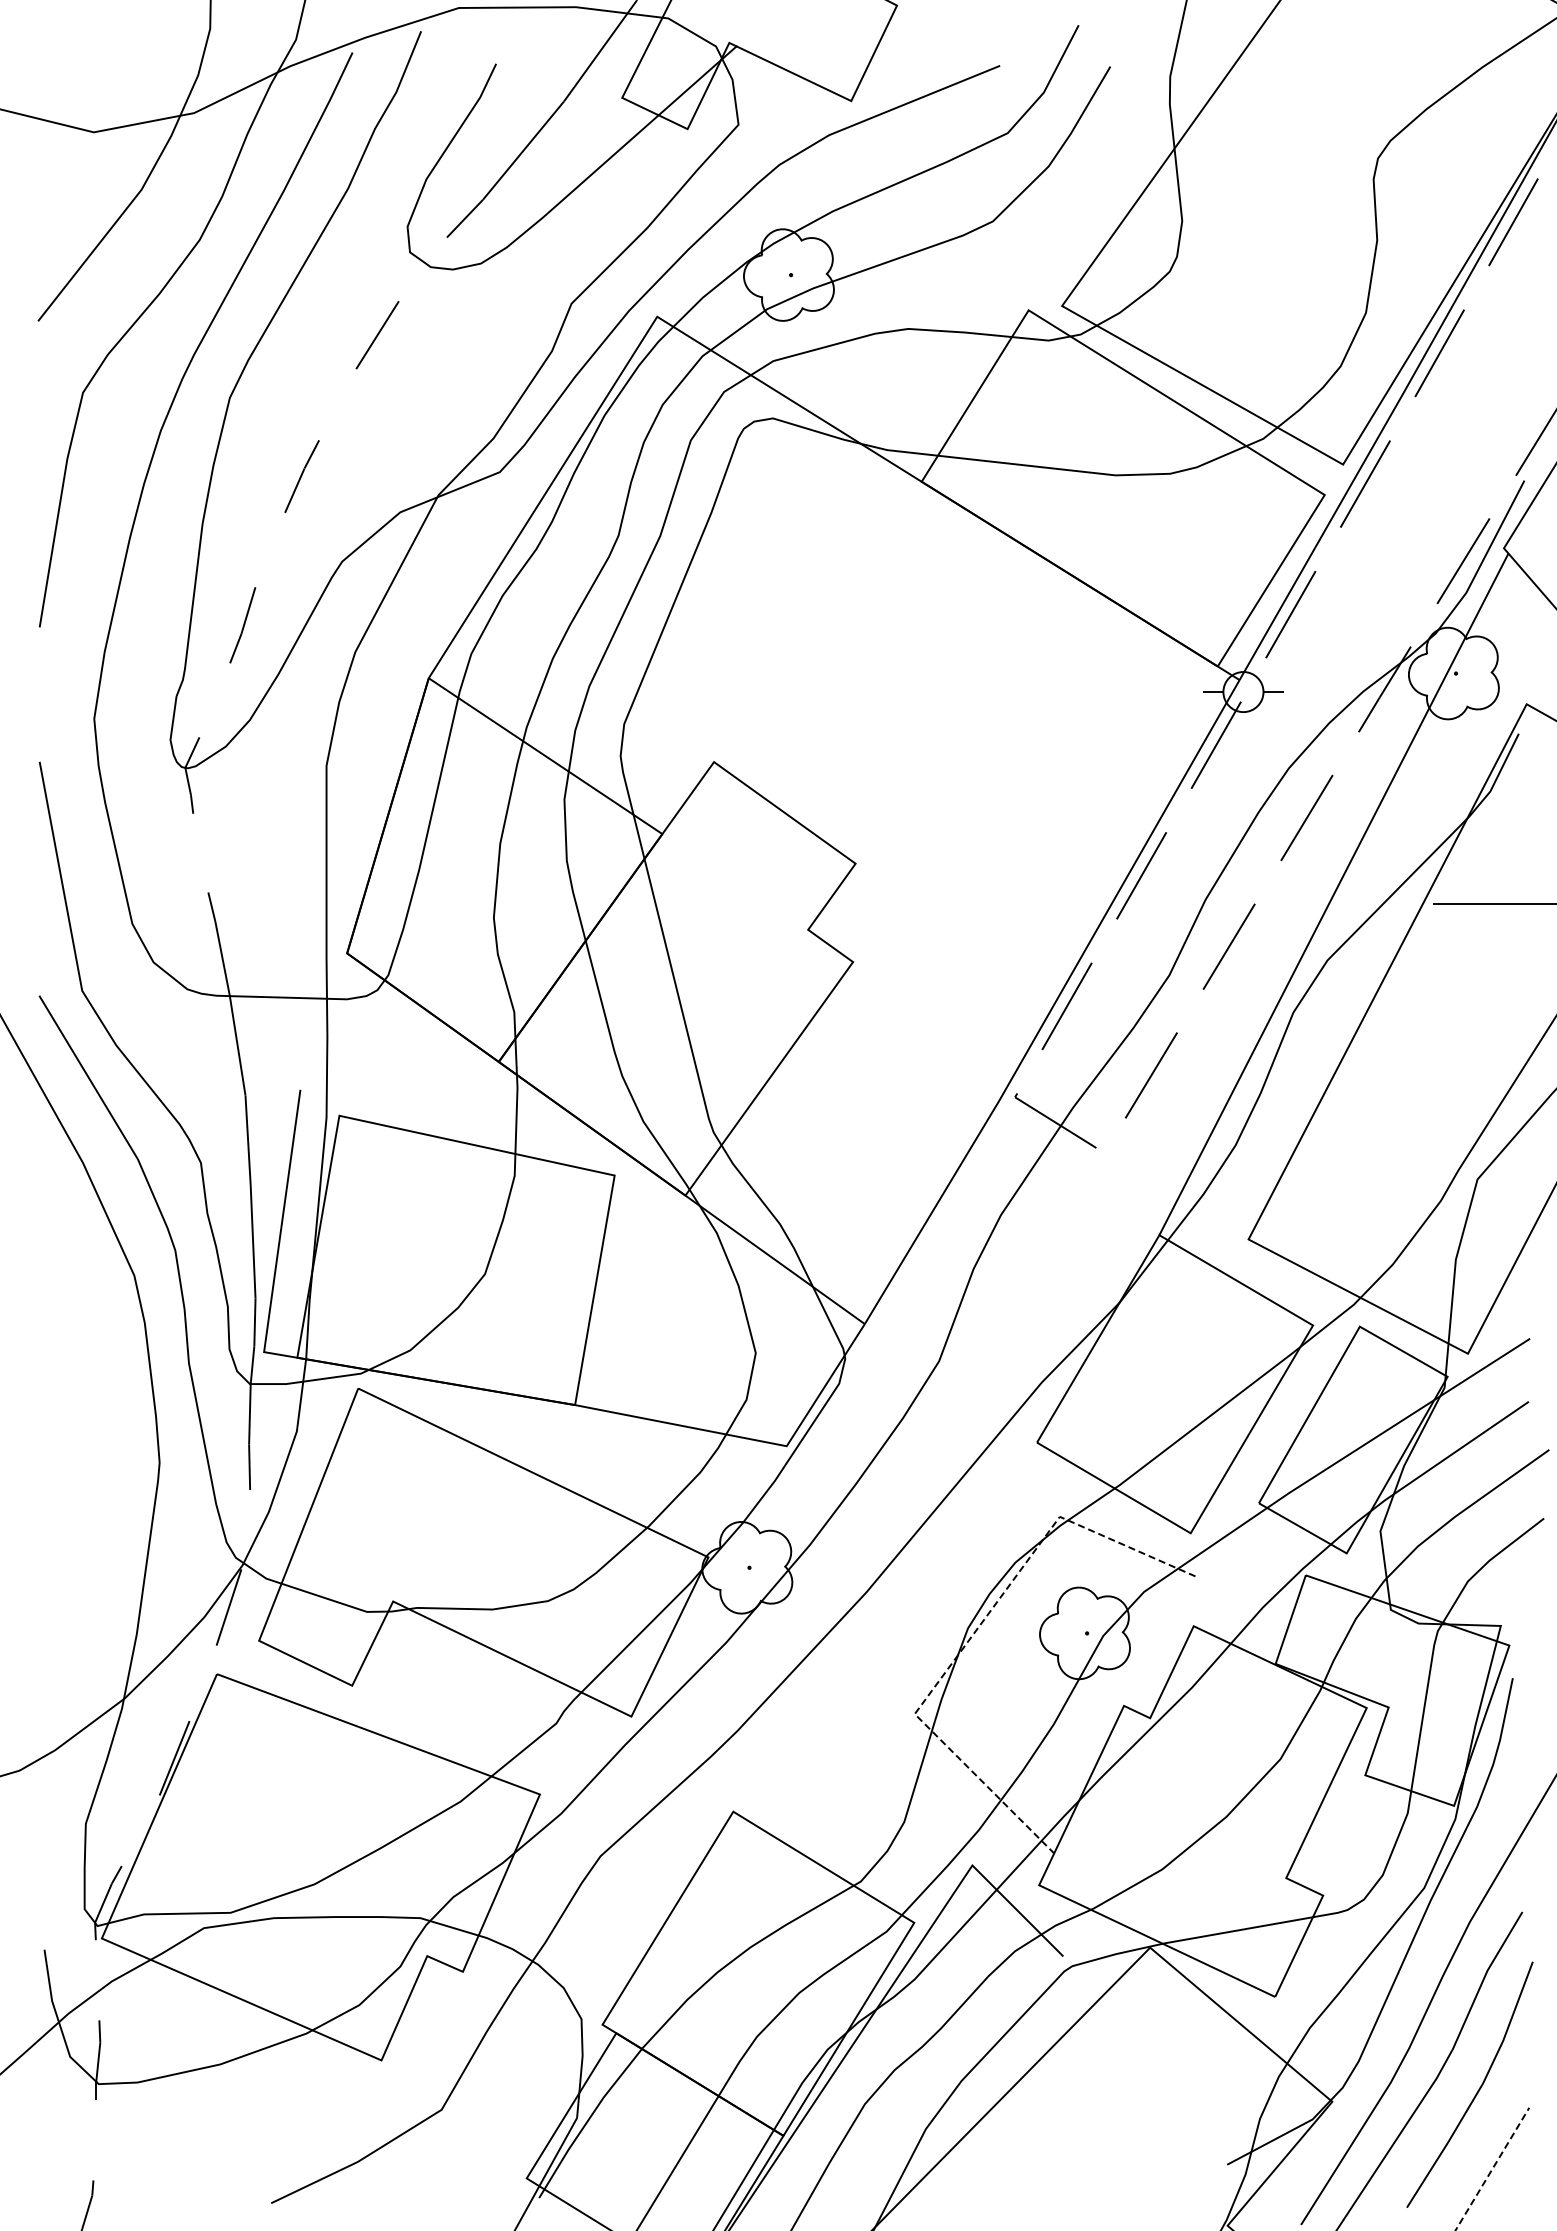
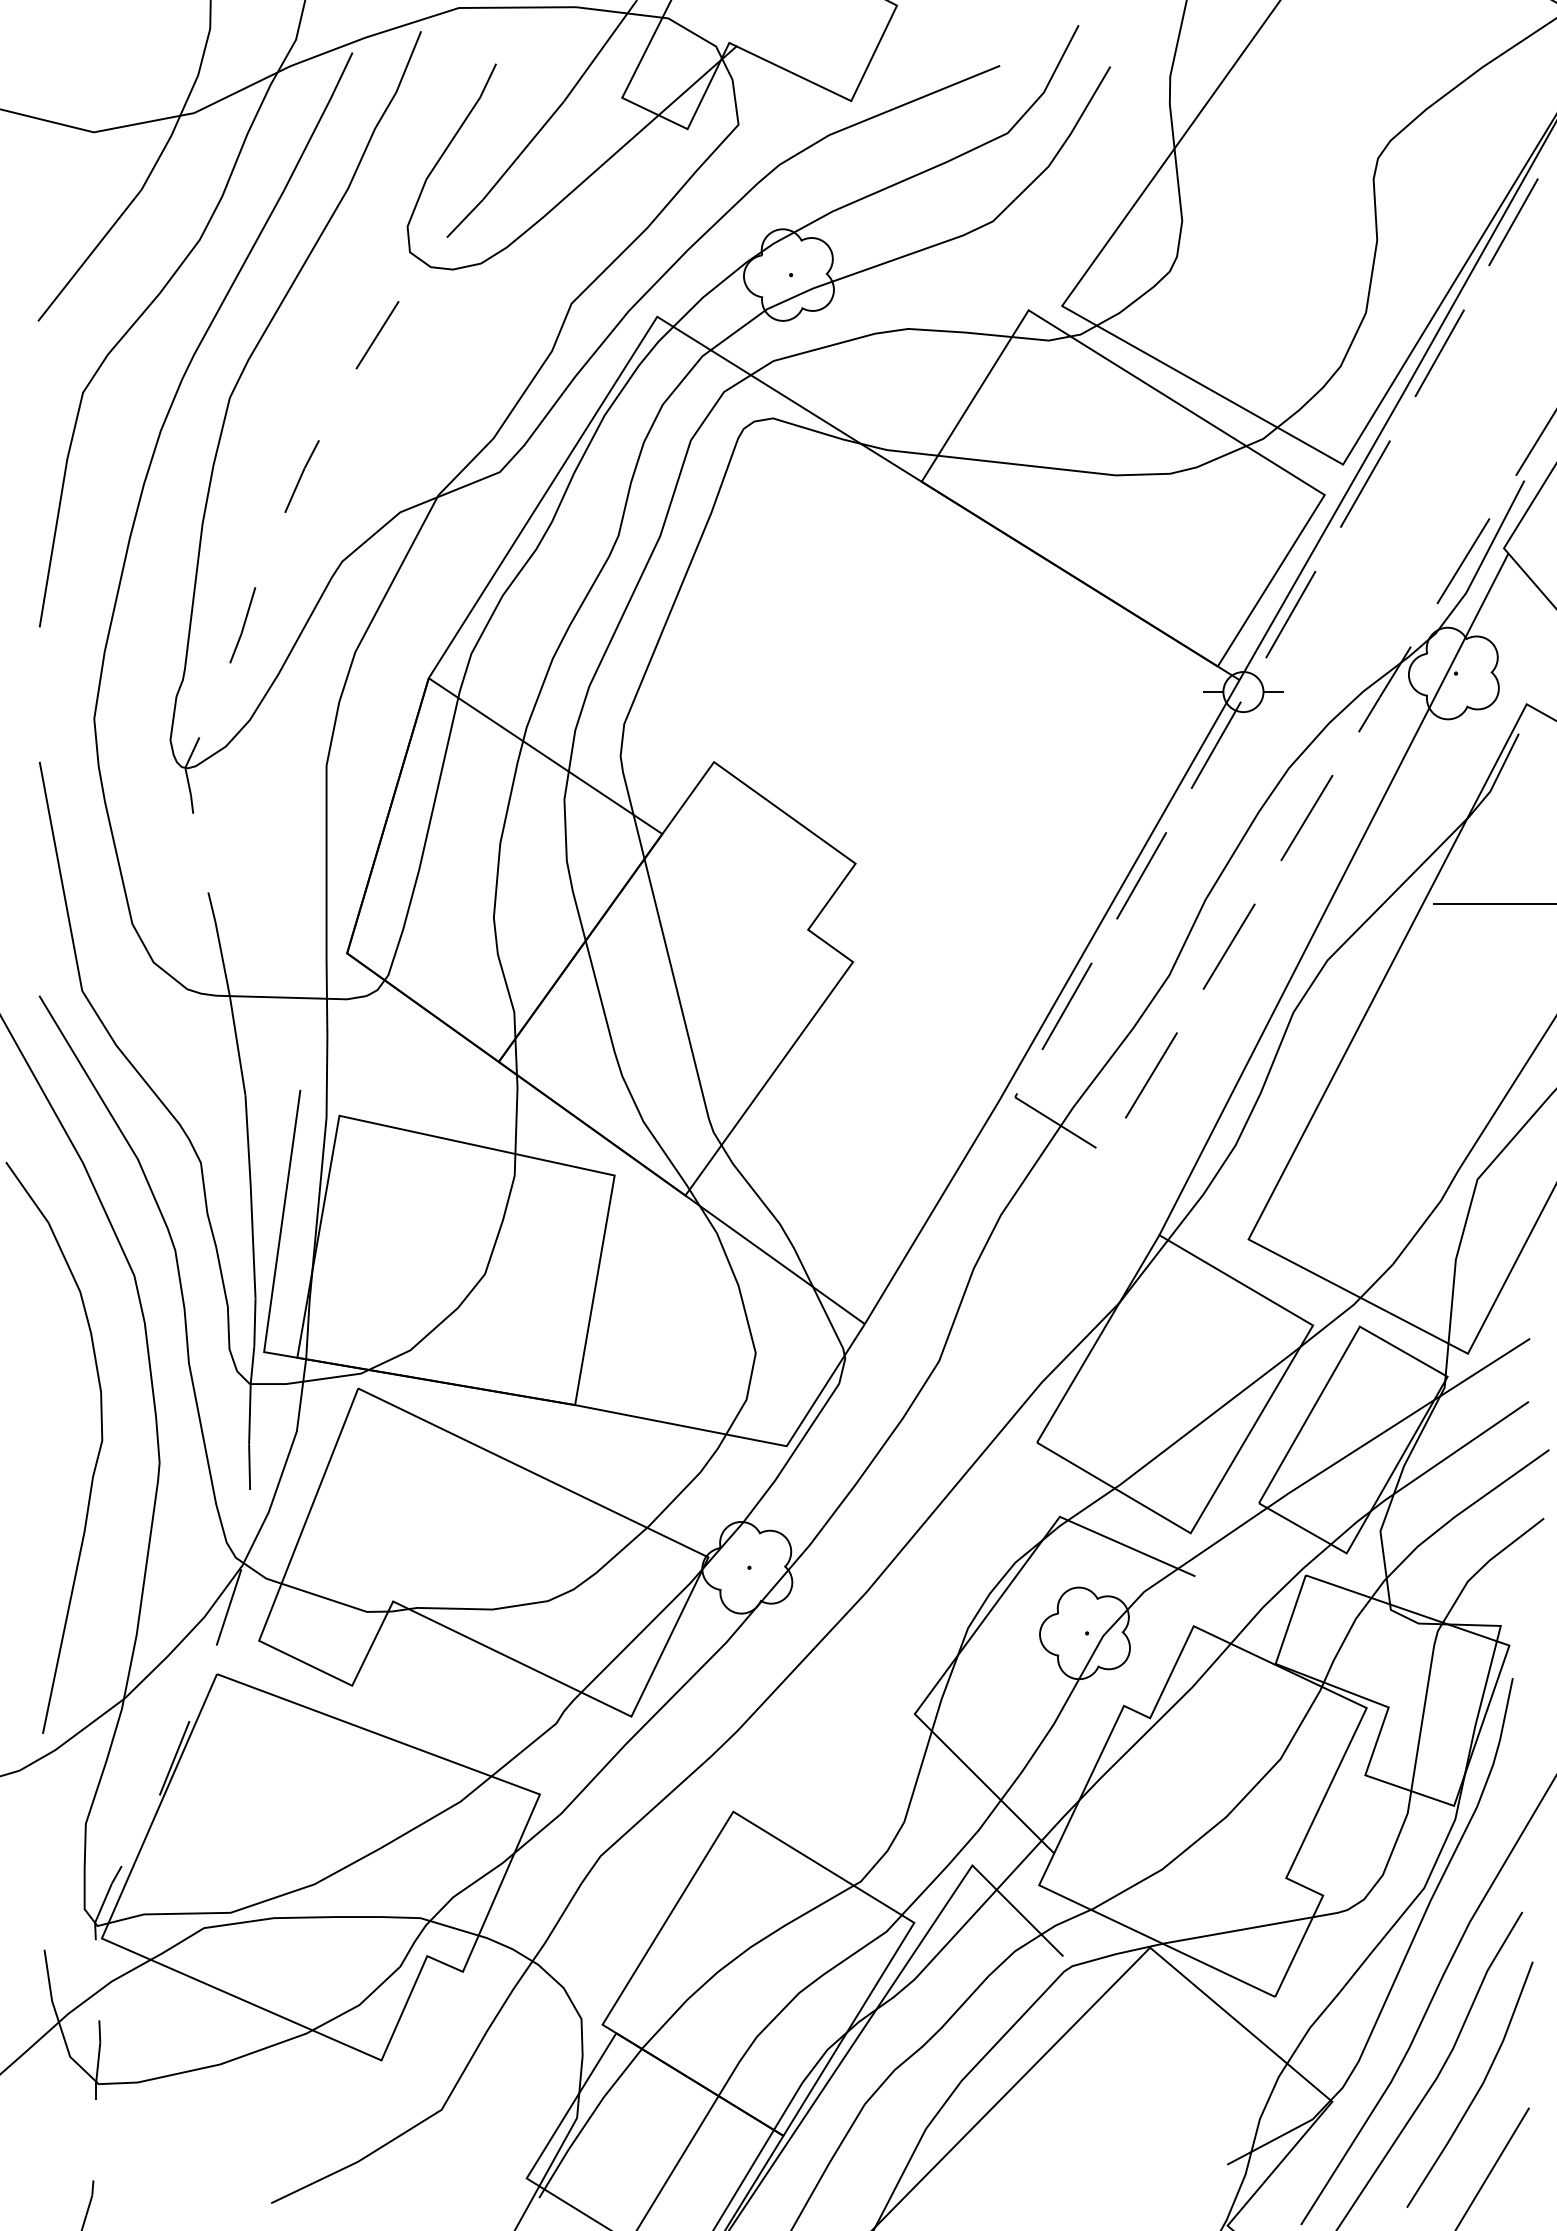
curve: none -> present (96, 1458)
line: dashed -> solid (972, 1635)
line: dashed -> solid (1492, 2169)
